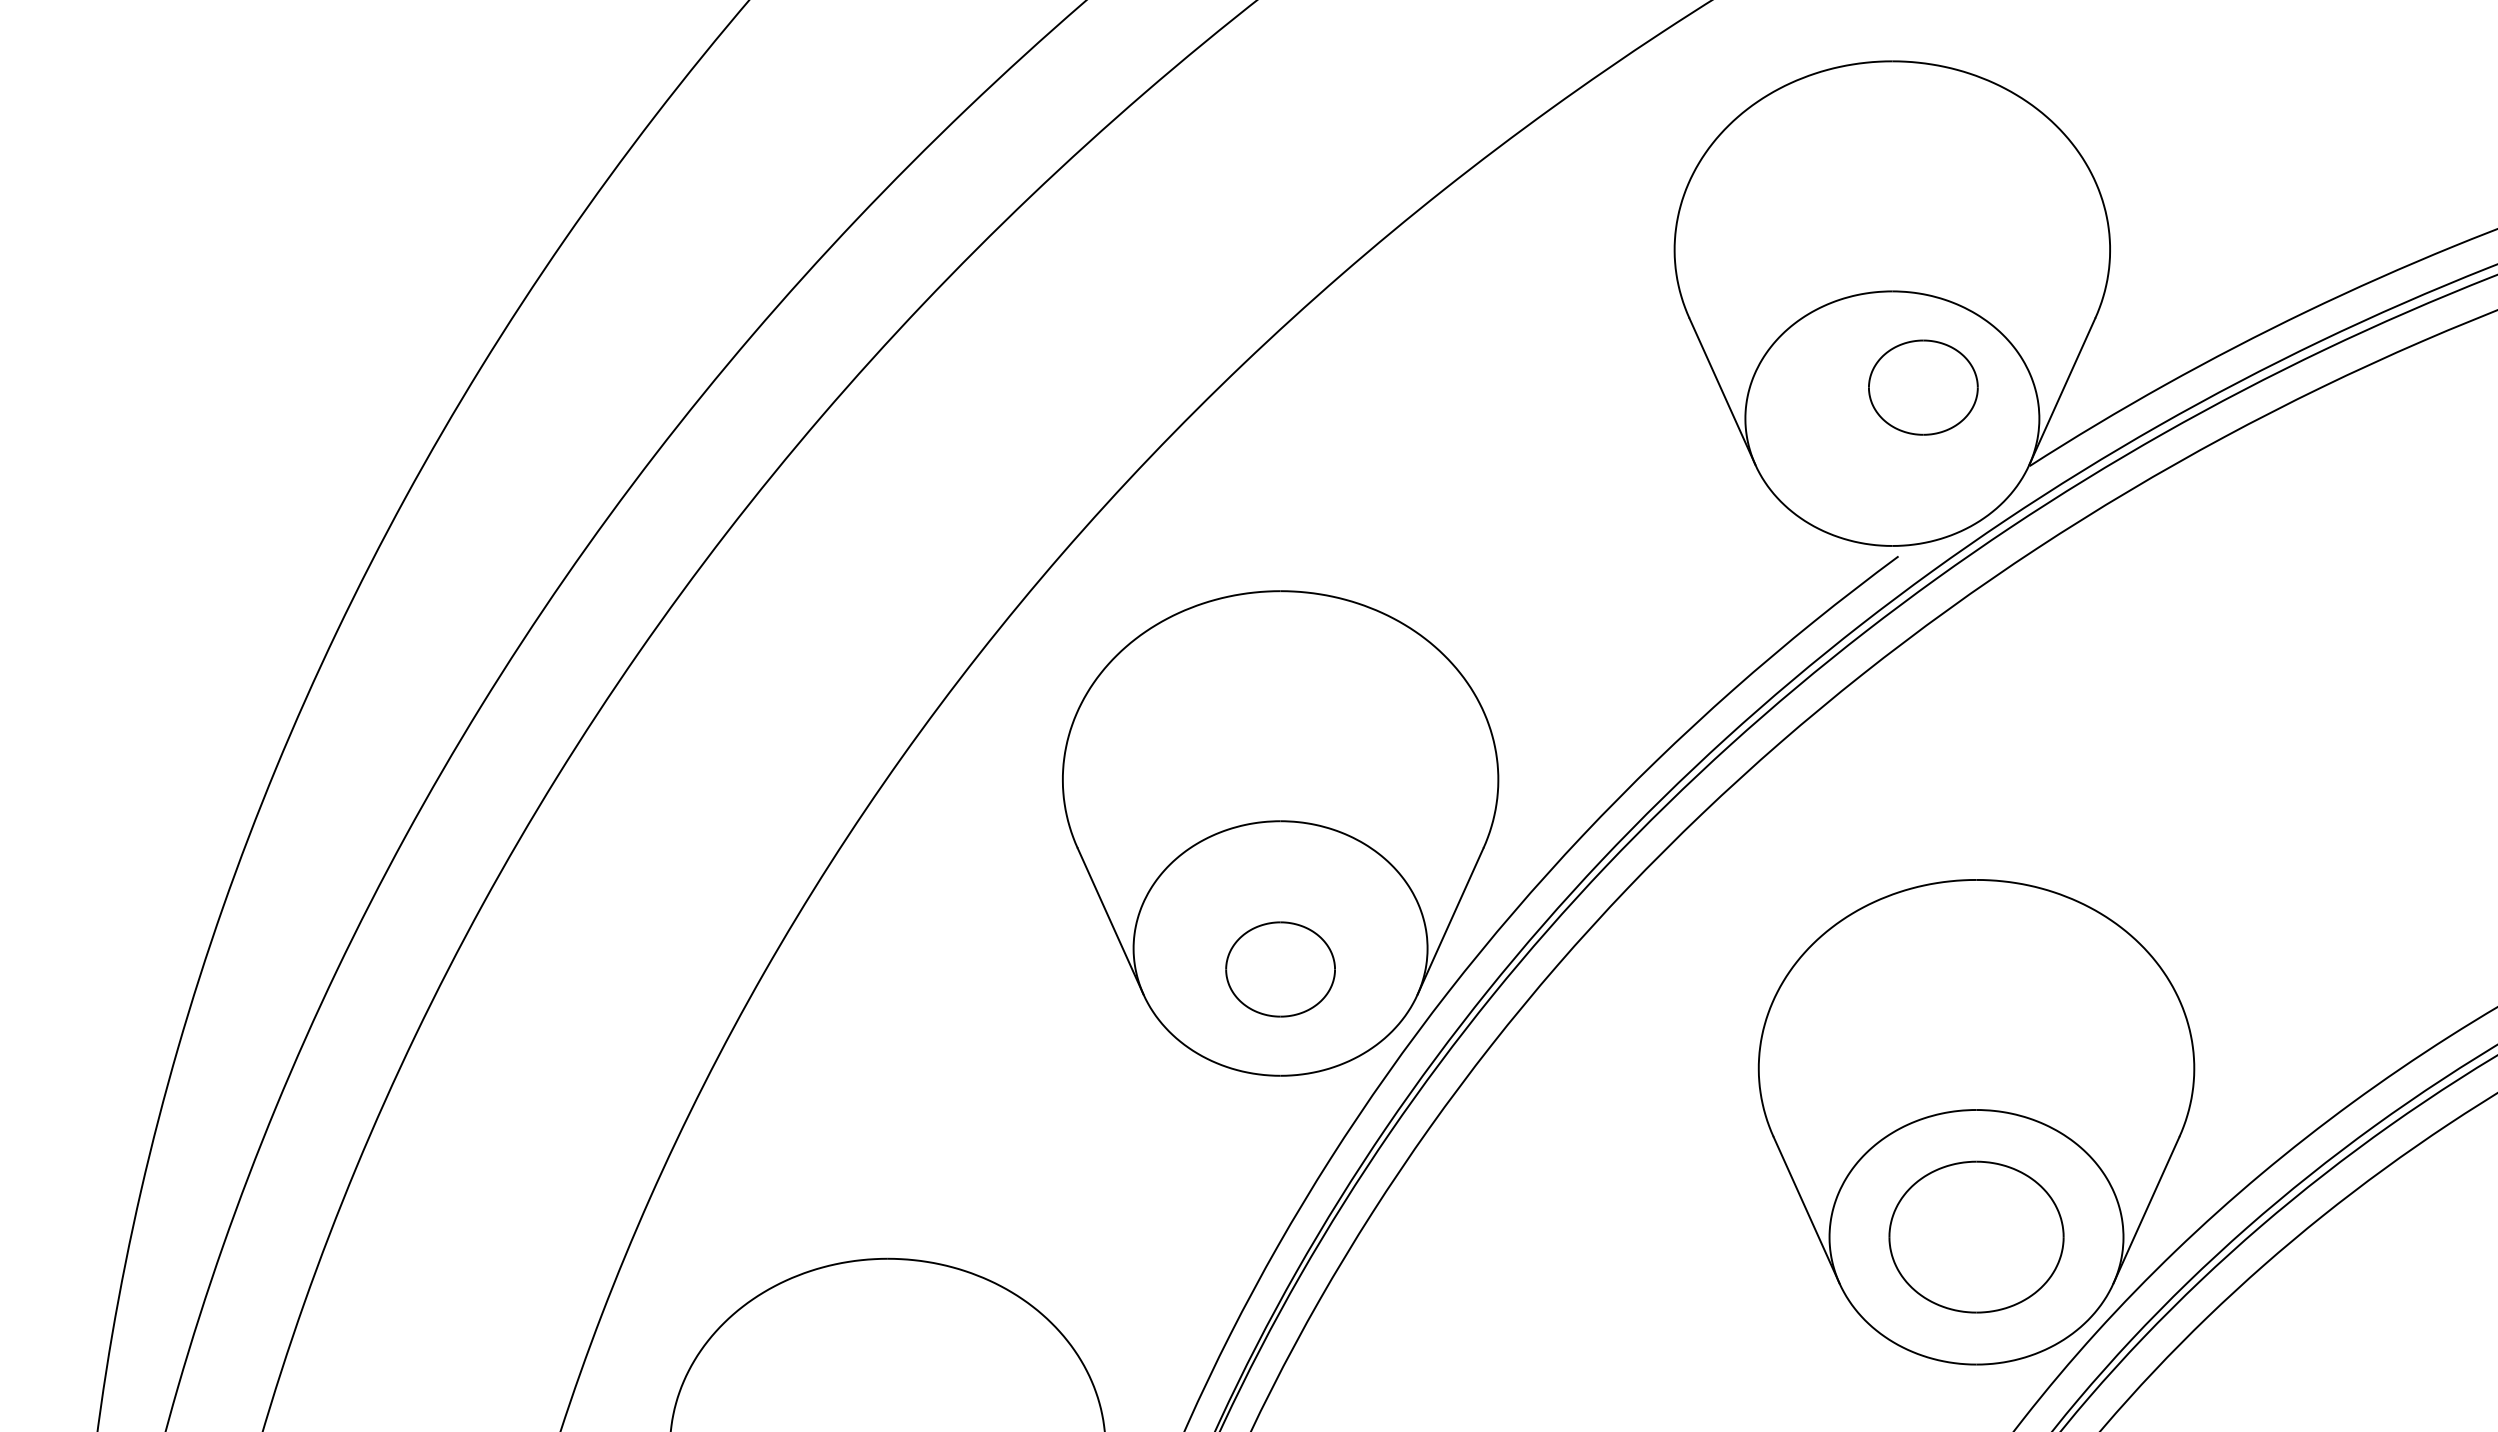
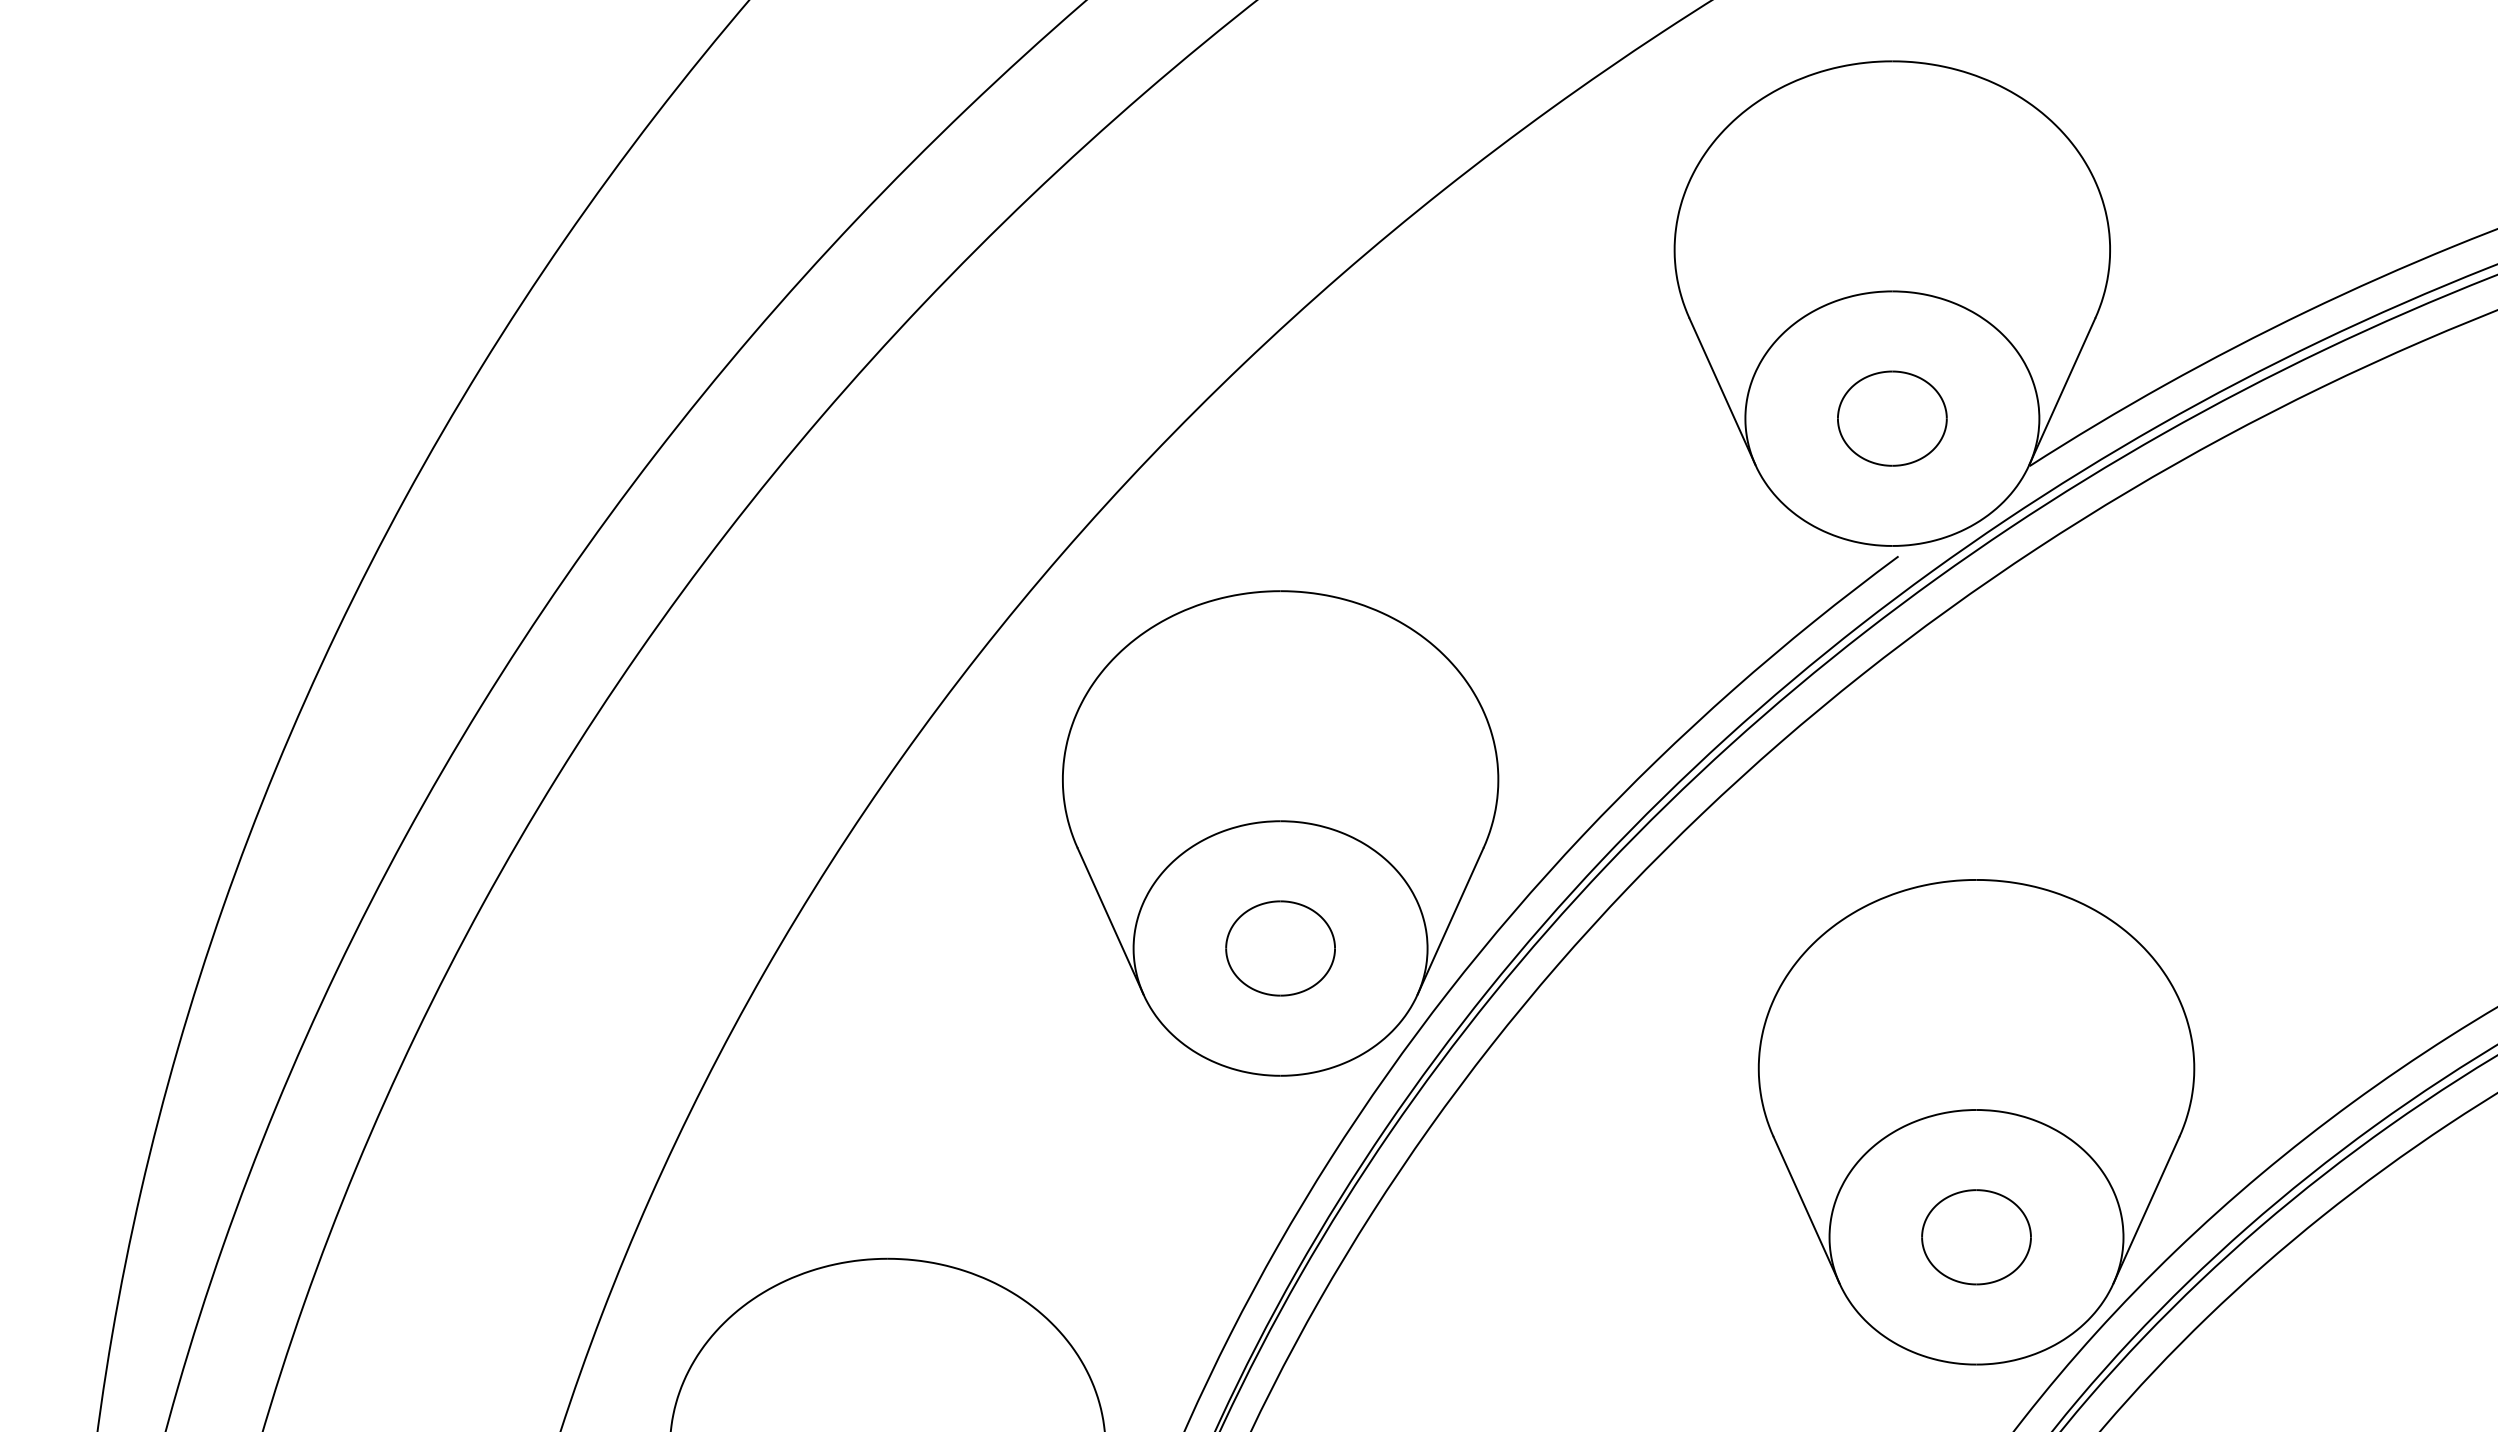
part position: (1923, 387) -> (1892, 418) (1892, 418)
part position: (1280, 969) -> (1280, 948) (1280, 948)
part size: 177x154 px -> 111x97 px (1976, 1237)
